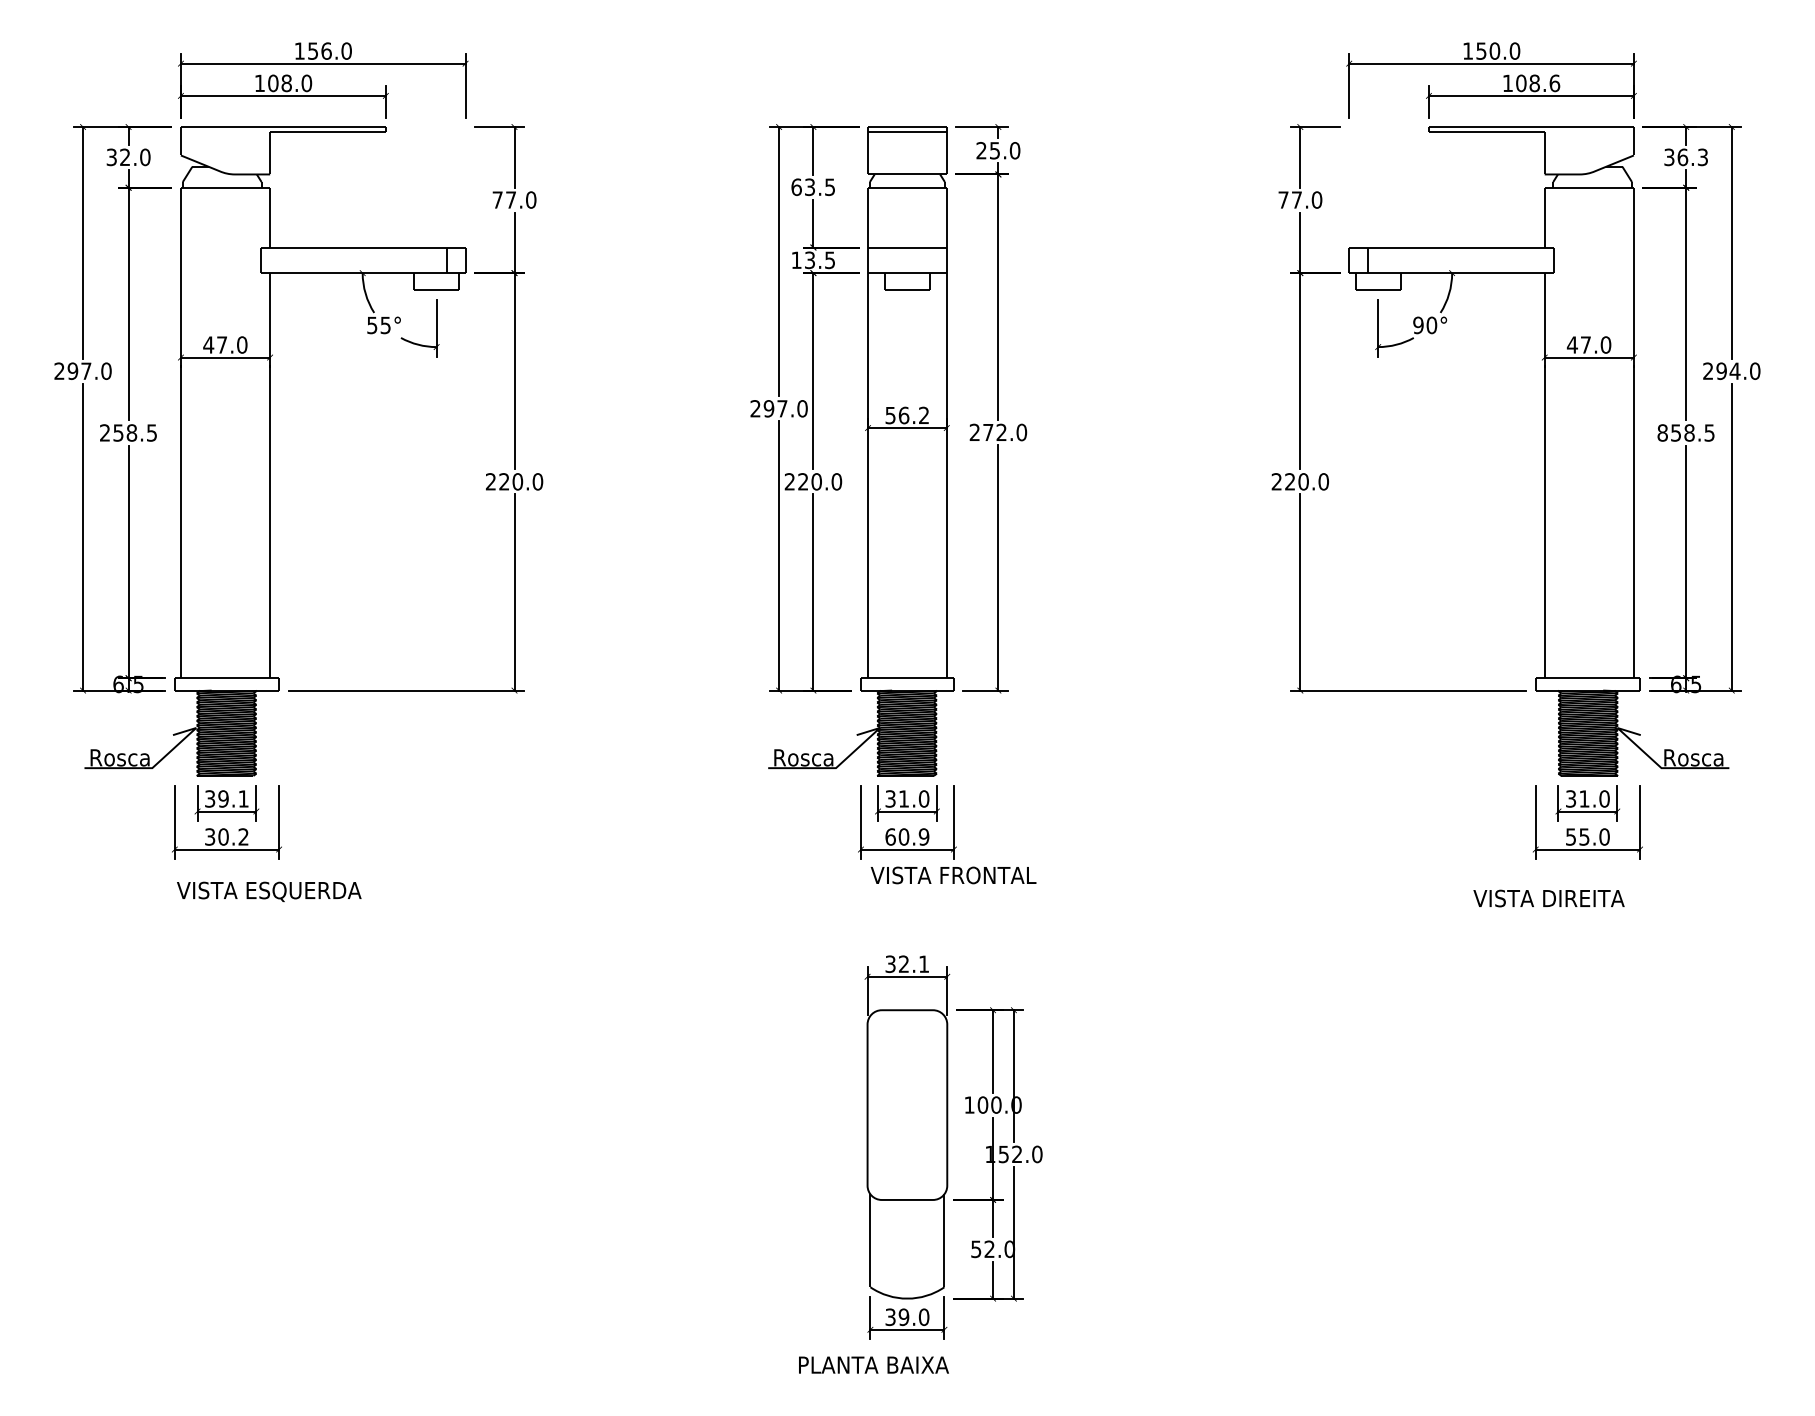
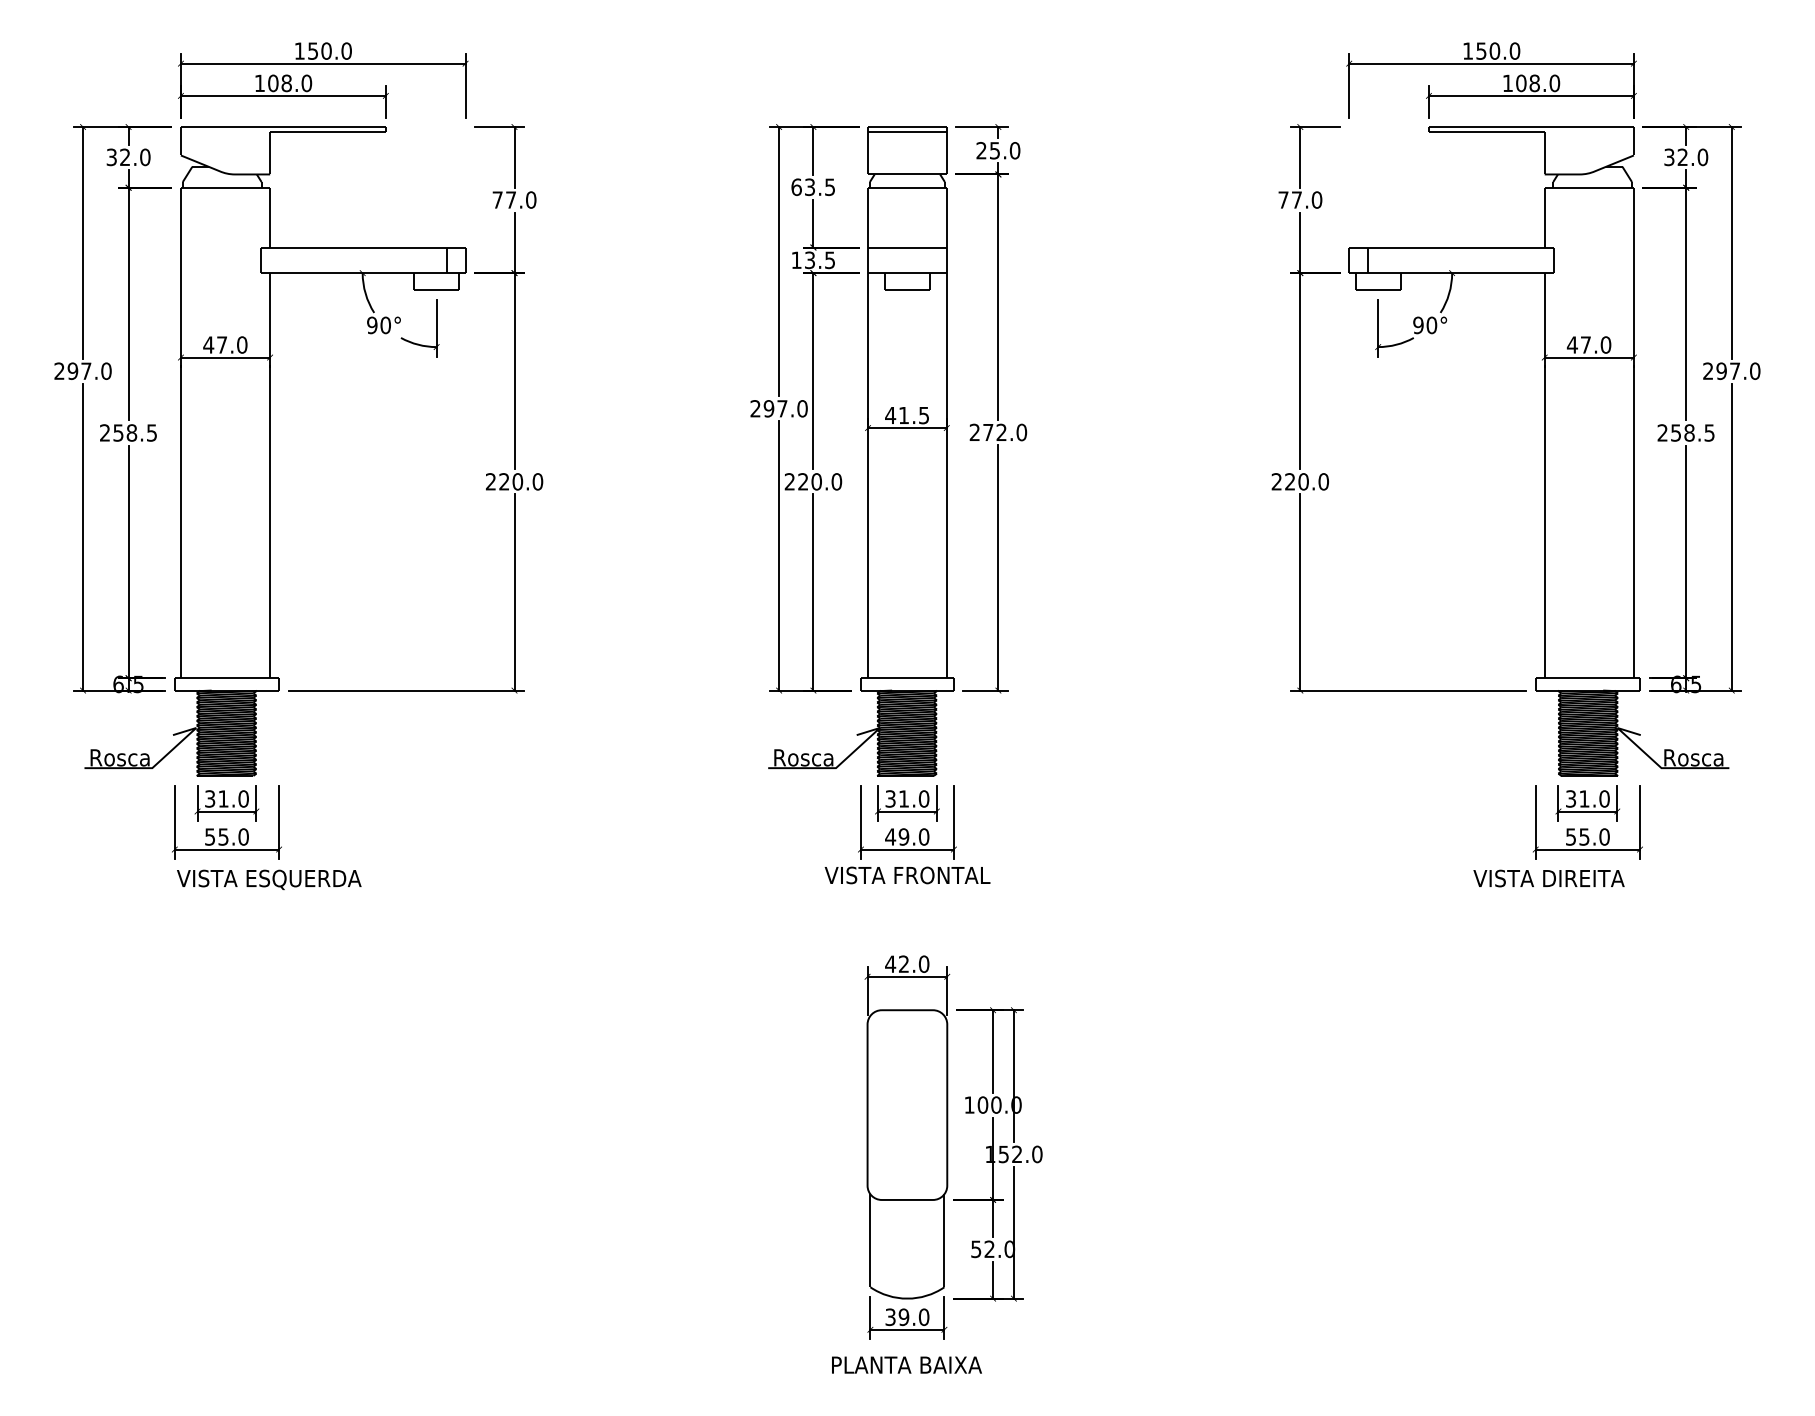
text: 156.0 -> 150.0 (326, 50)
text: 108.6 -> 108.0 (1554, 82)
text: 36.3 -> 32.0 (1692, 157)
text: 55° -> 90° (378, 325)
text: 294.0 -> 297.0 (1734, 370)
text: 56.2 -> 41.5 (906, 415)
text: 858.5 -> 258.5 (1662, 432)
text: 39.1 -> 31.0 (233, 798)
text: 30.2 -> 55.0 (226, 836)
text: 60.9 -> 49.0 (907, 836)
text position: (953, 875) -> (907, 875) (907, 875)
text position: (269, 891) -> (269, 879) (269, 879)
text position: (1548, 898) -> (1548, 878) (1548, 878)
text: 32.1 -> 42.0 (907, 964)
text position: (873, 1364) -> (906, 1364) (906, 1364)
